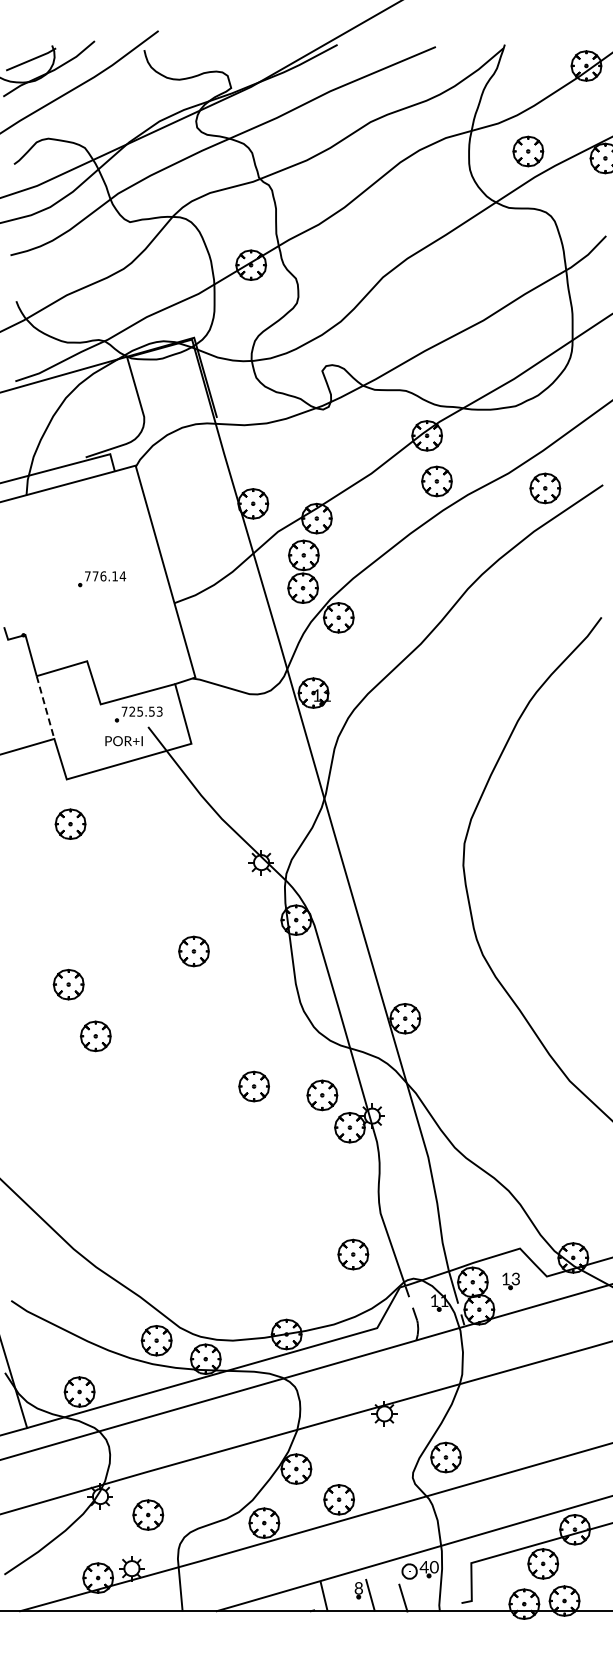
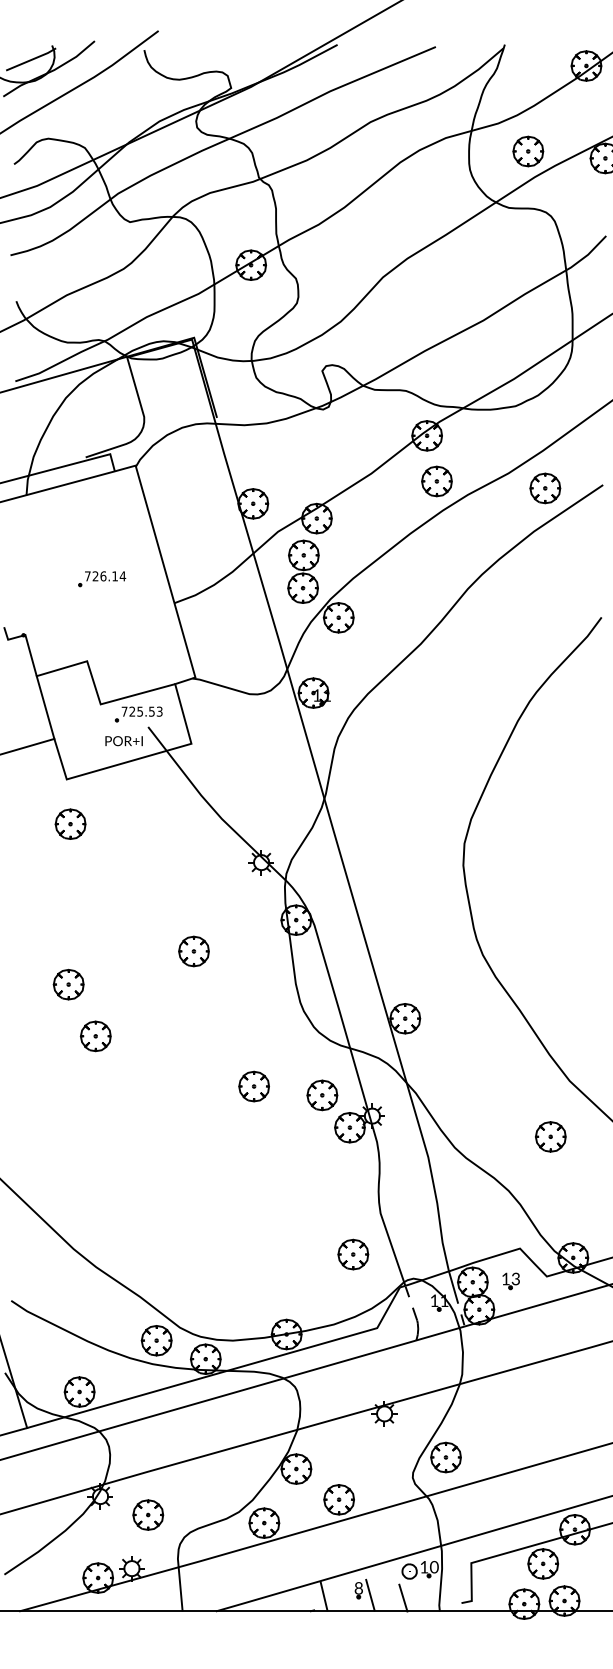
text: 776.14 -> 726.14 (95, 576)
line: dashed -> solid (45, 707)
part: none -> present (550, 1136)
text: 40 -> 10 (423, 1567)
